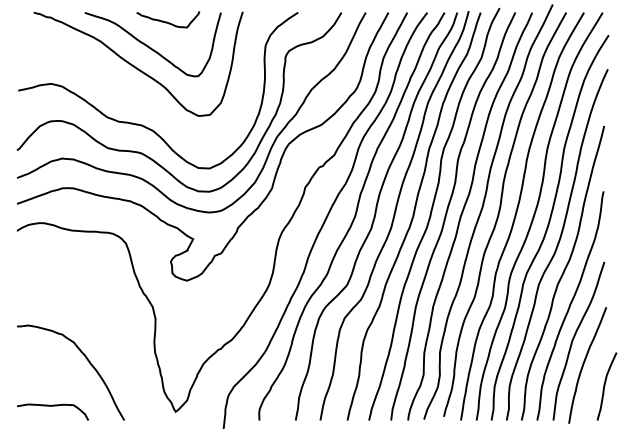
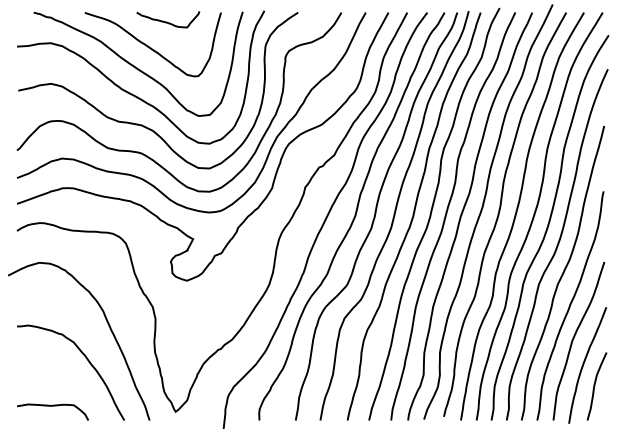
curve: none -> present (132, 93)
curve: none -> present (108, 326)
curve position: (605, 386) -> (595, 386) (595, 386)
